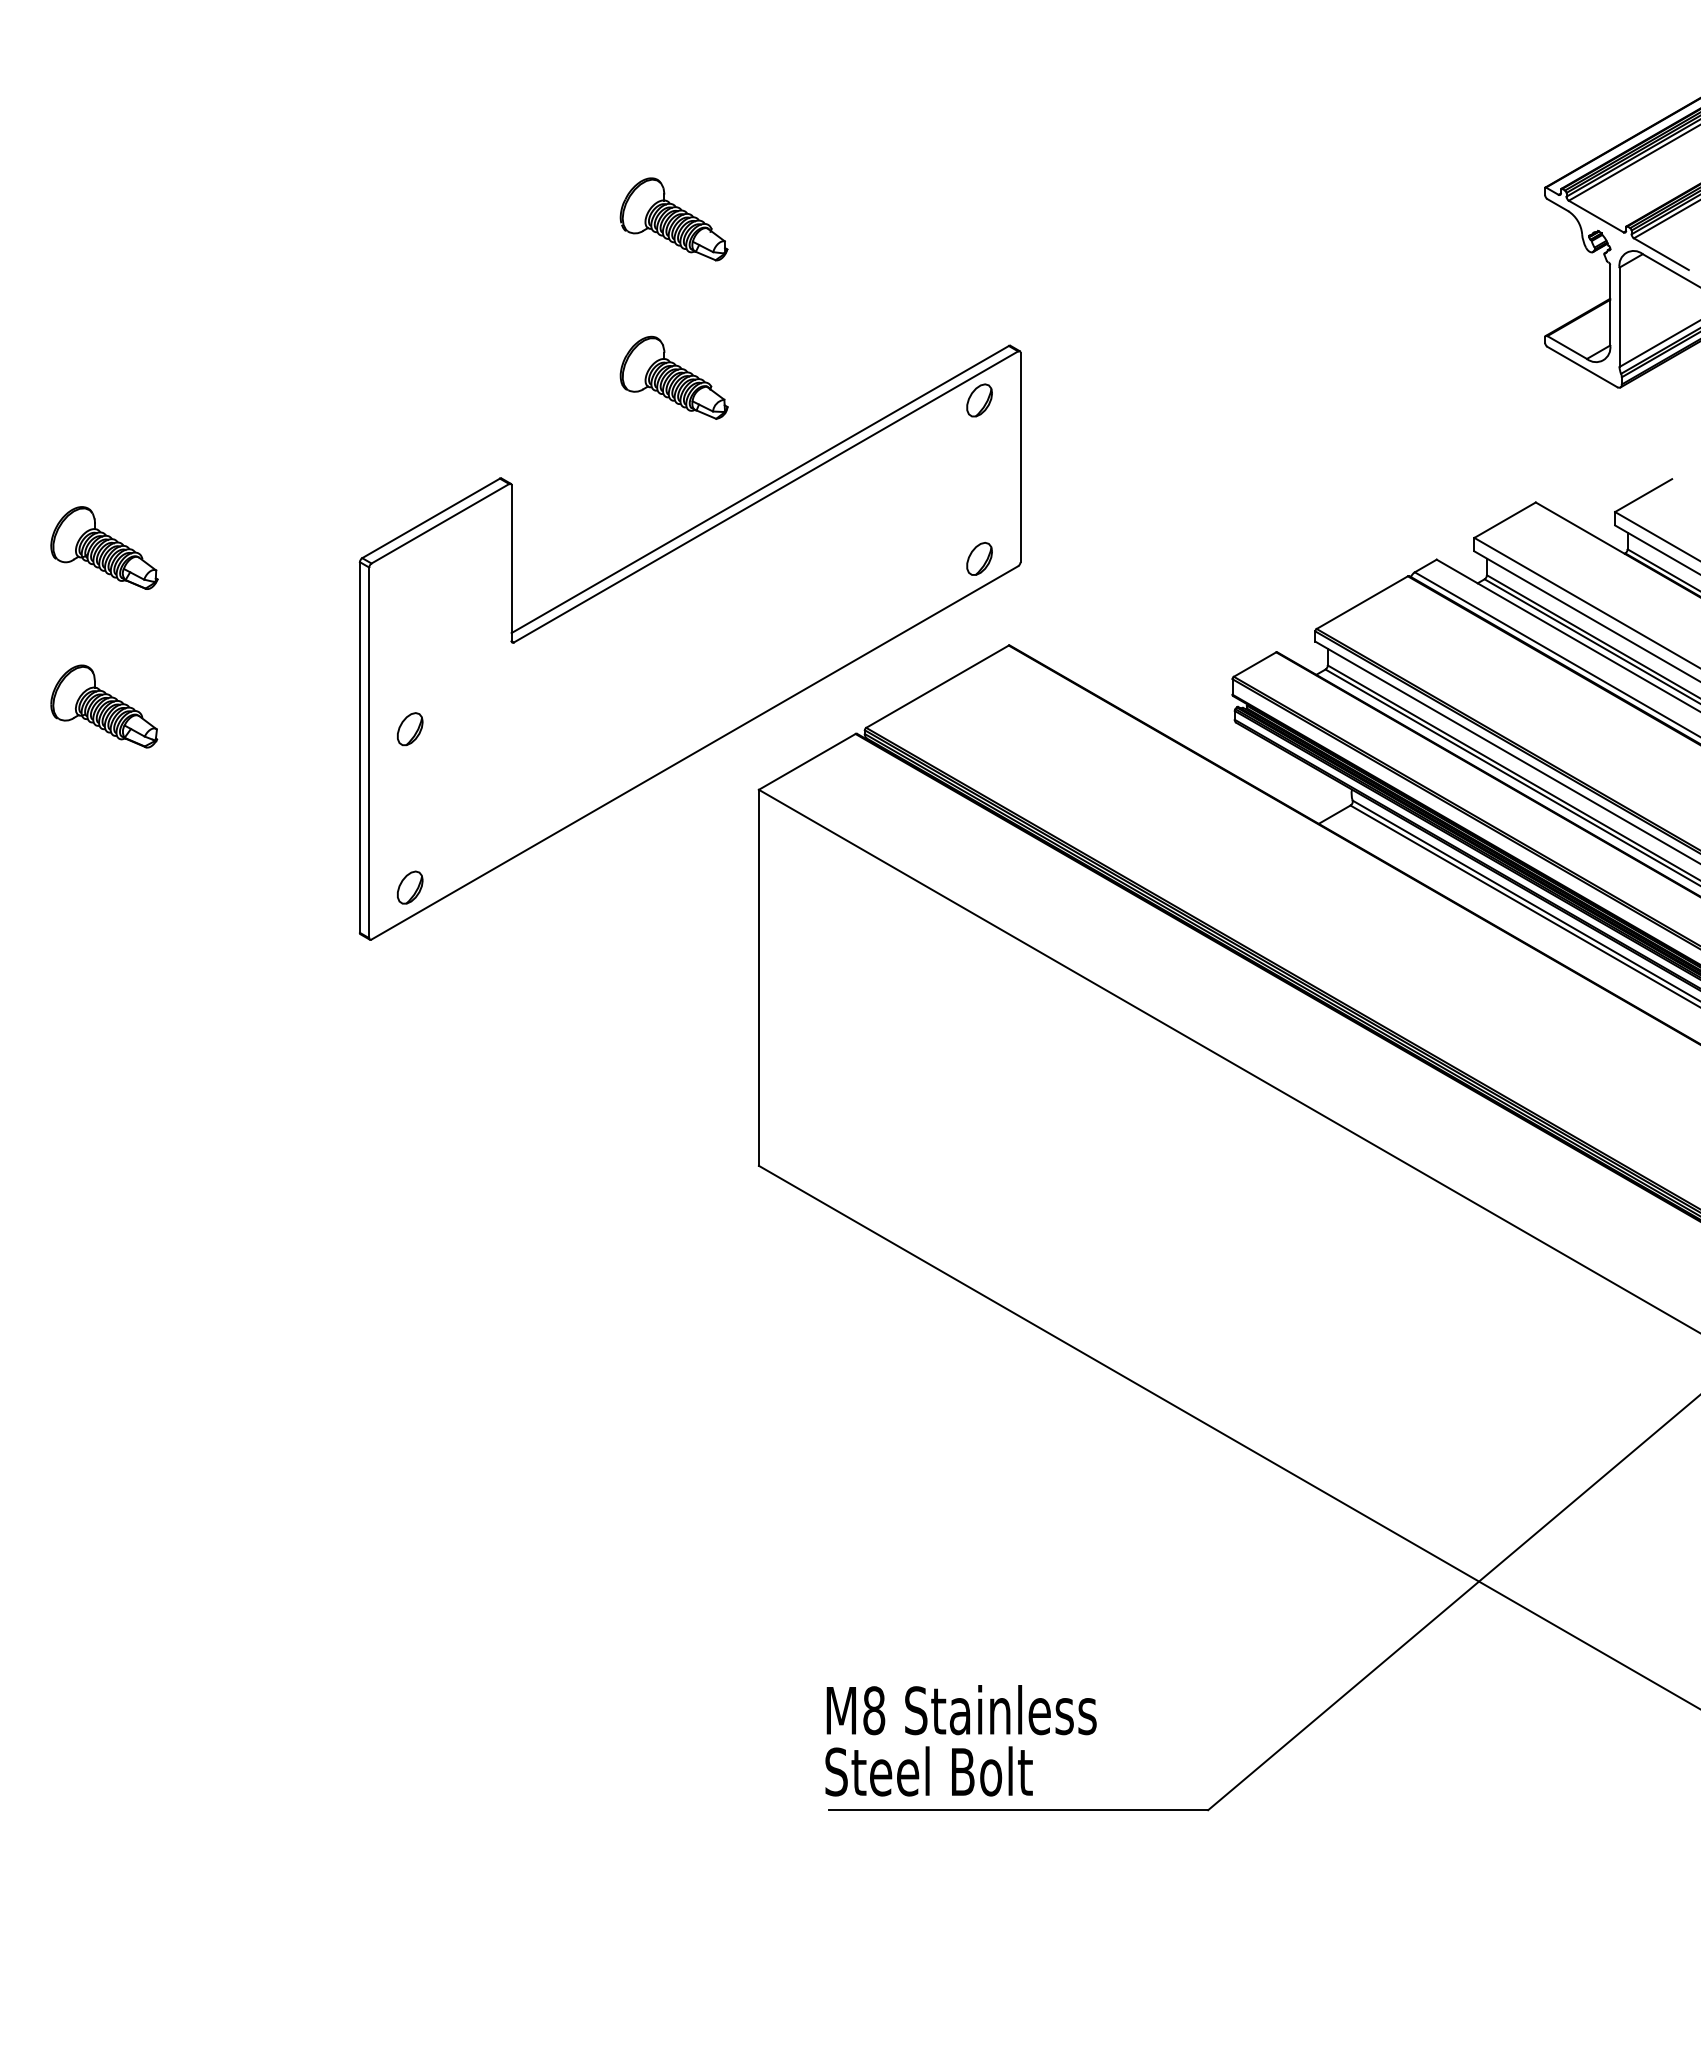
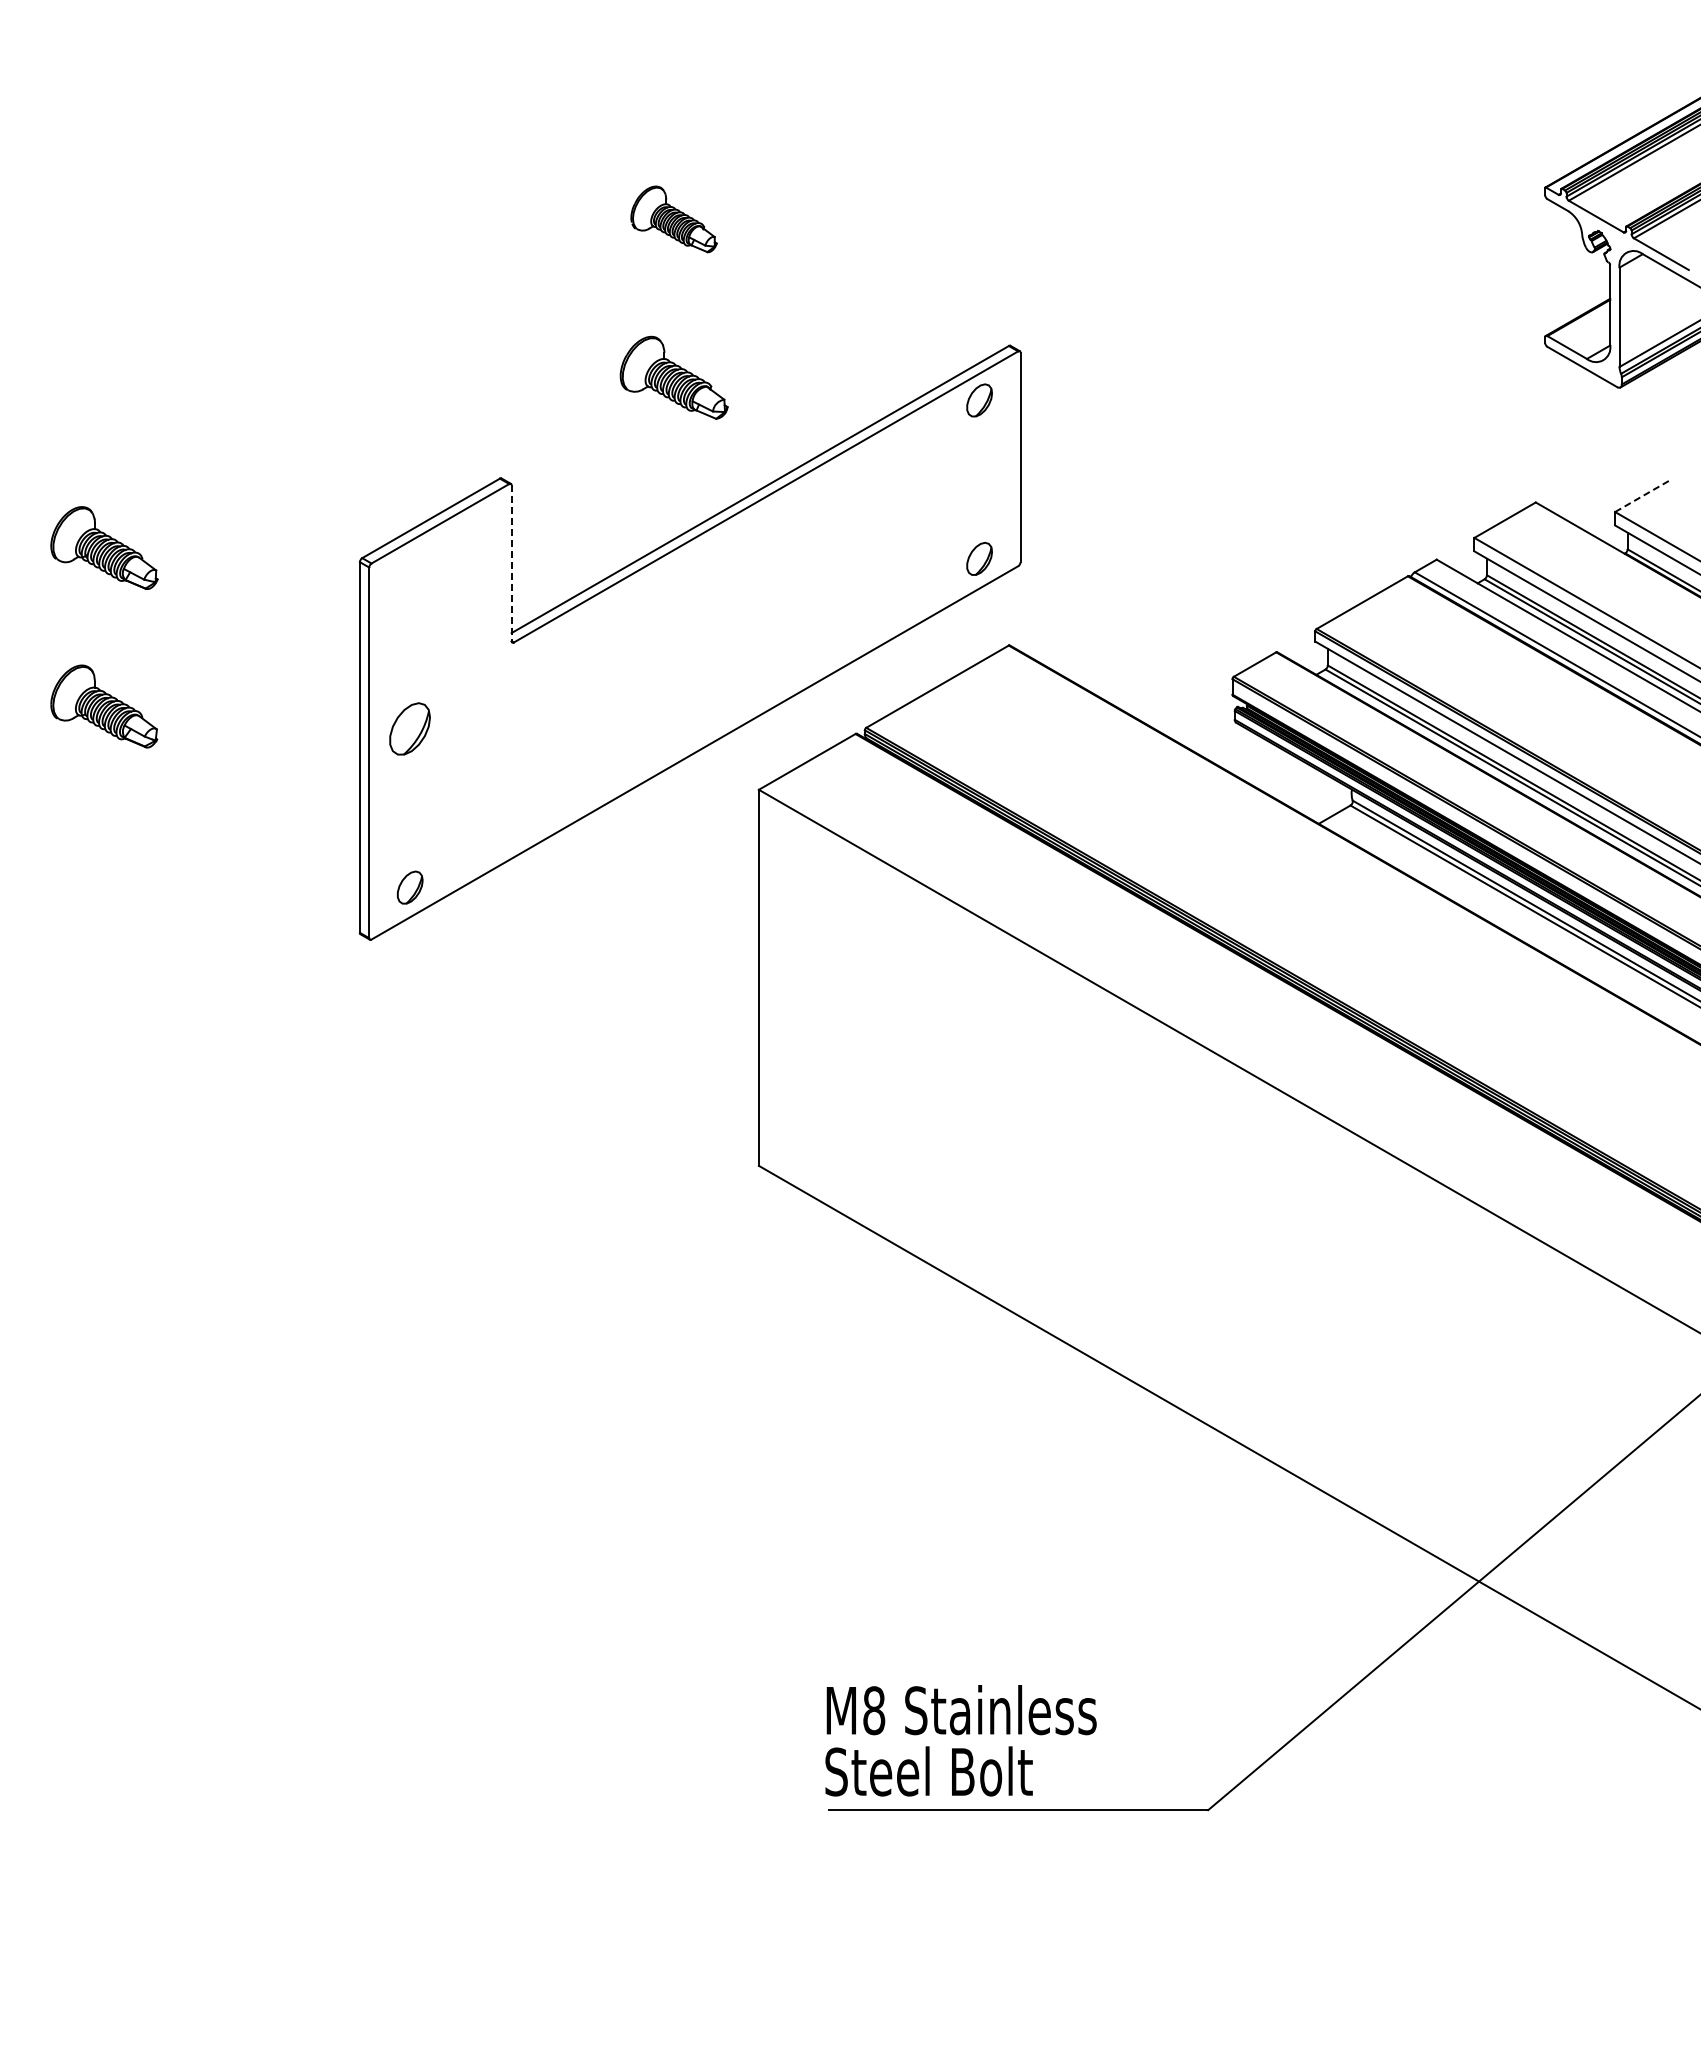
part size: 110x85 px -> 88x69 px (673, 219)
line: solid -> dashed (1643, 495)
line: solid -> dashed (511, 563)
part size: 27x35 px -> 42x54 px (409, 728)
